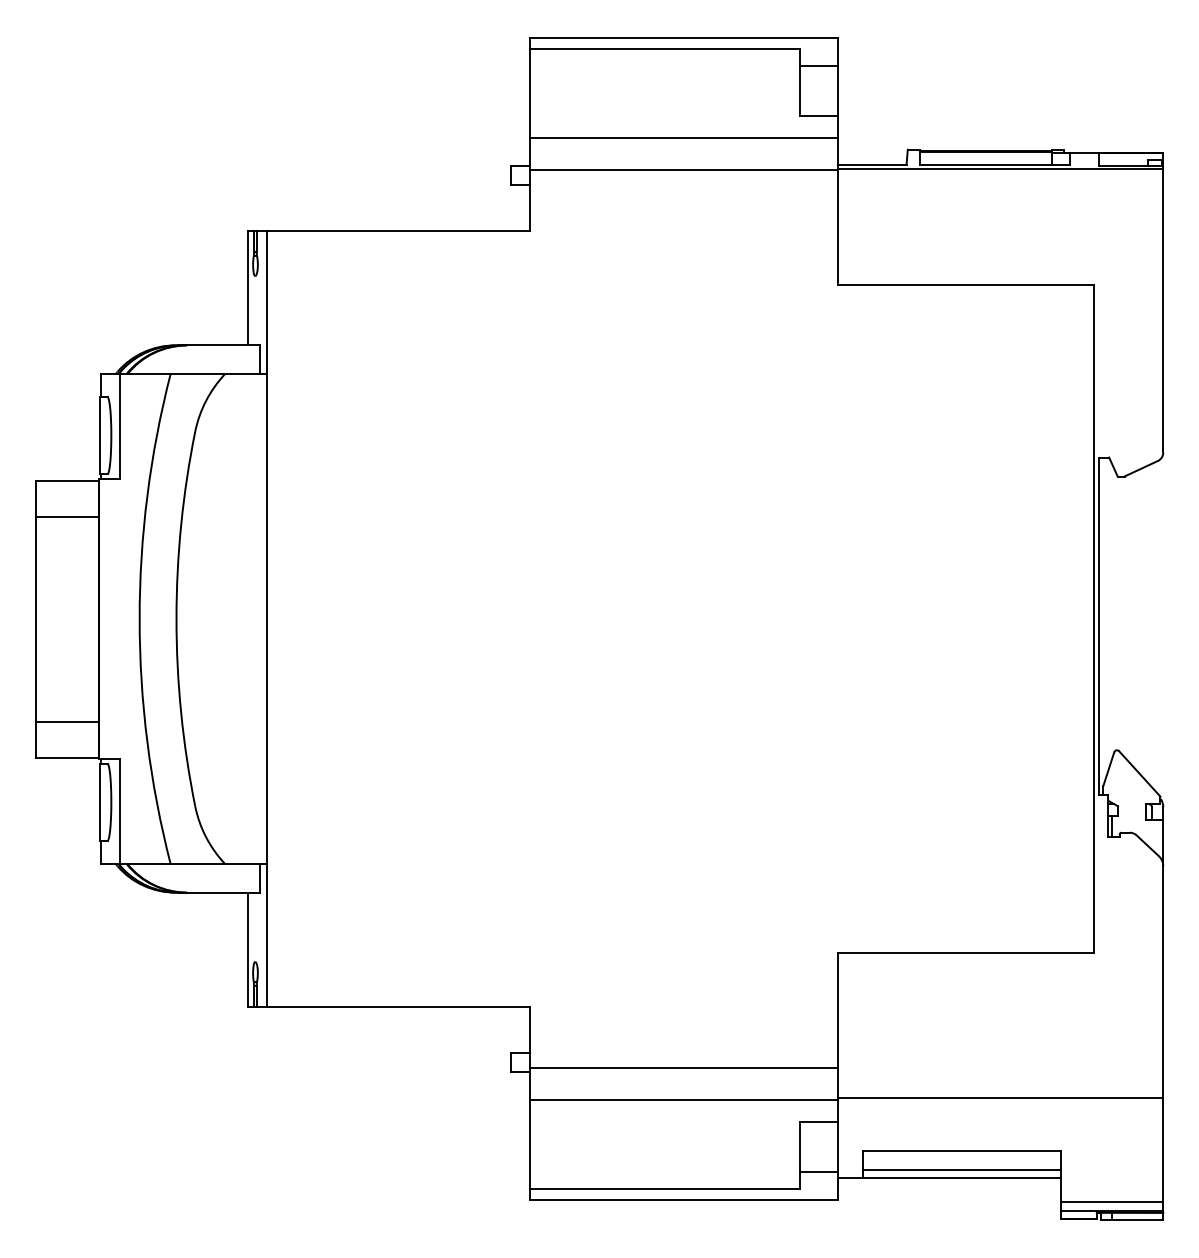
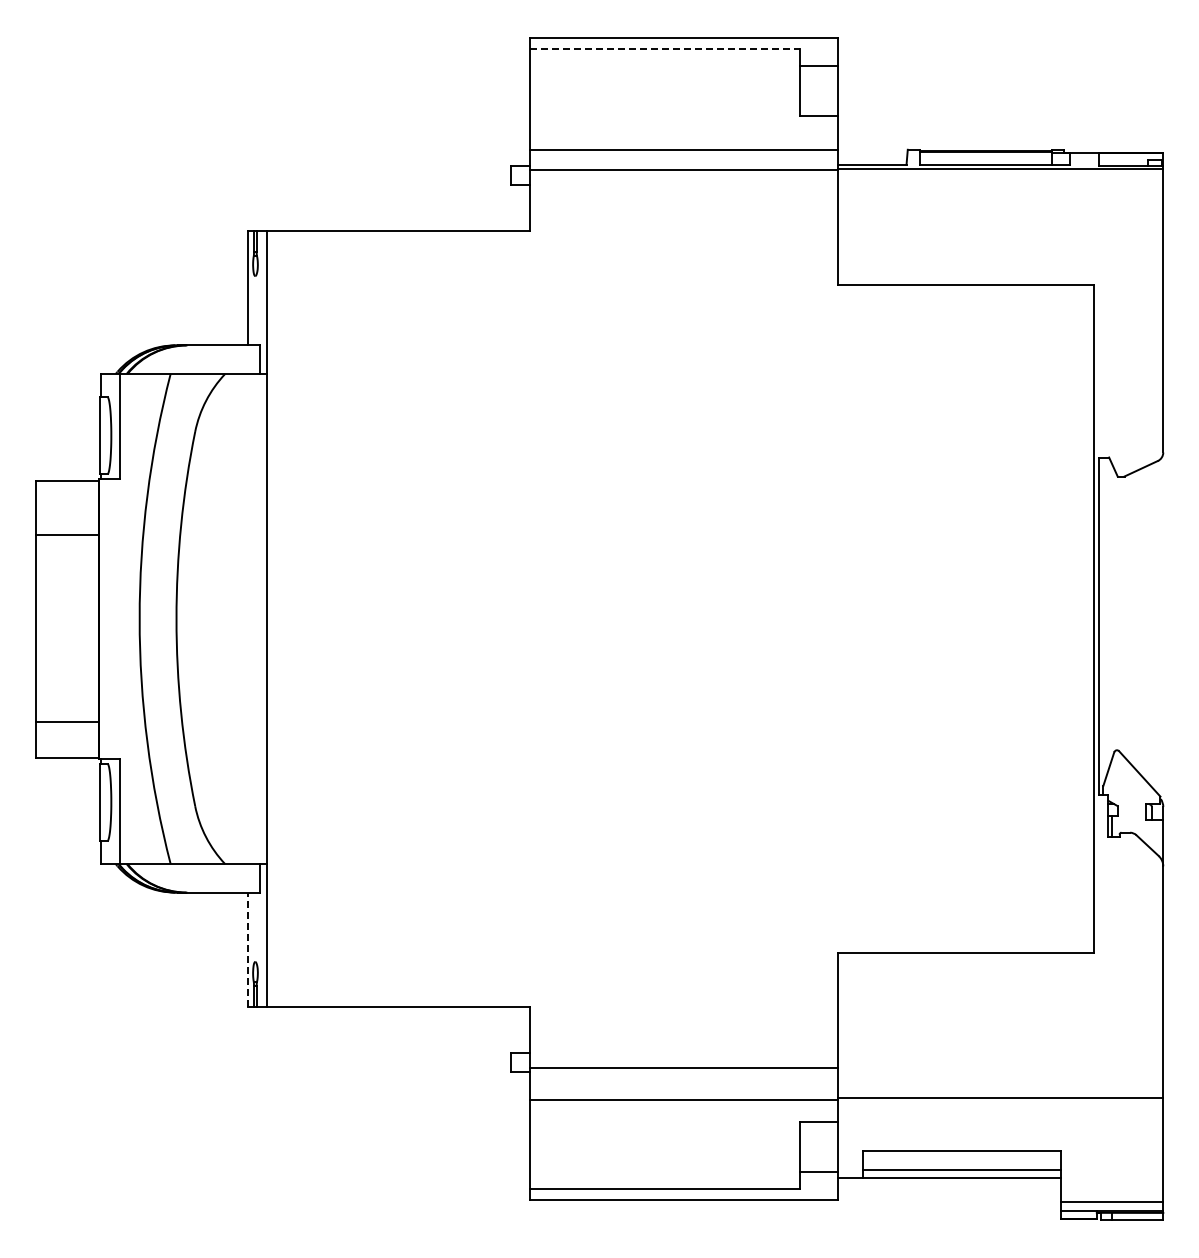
line: solid -> dashed (664, 49)
line position: (683, 137) -> (683, 149) (683, 149)
line position: (66, 517) -> (66, 535) (66, 535)
line: solid -> dashed (247, 949)
